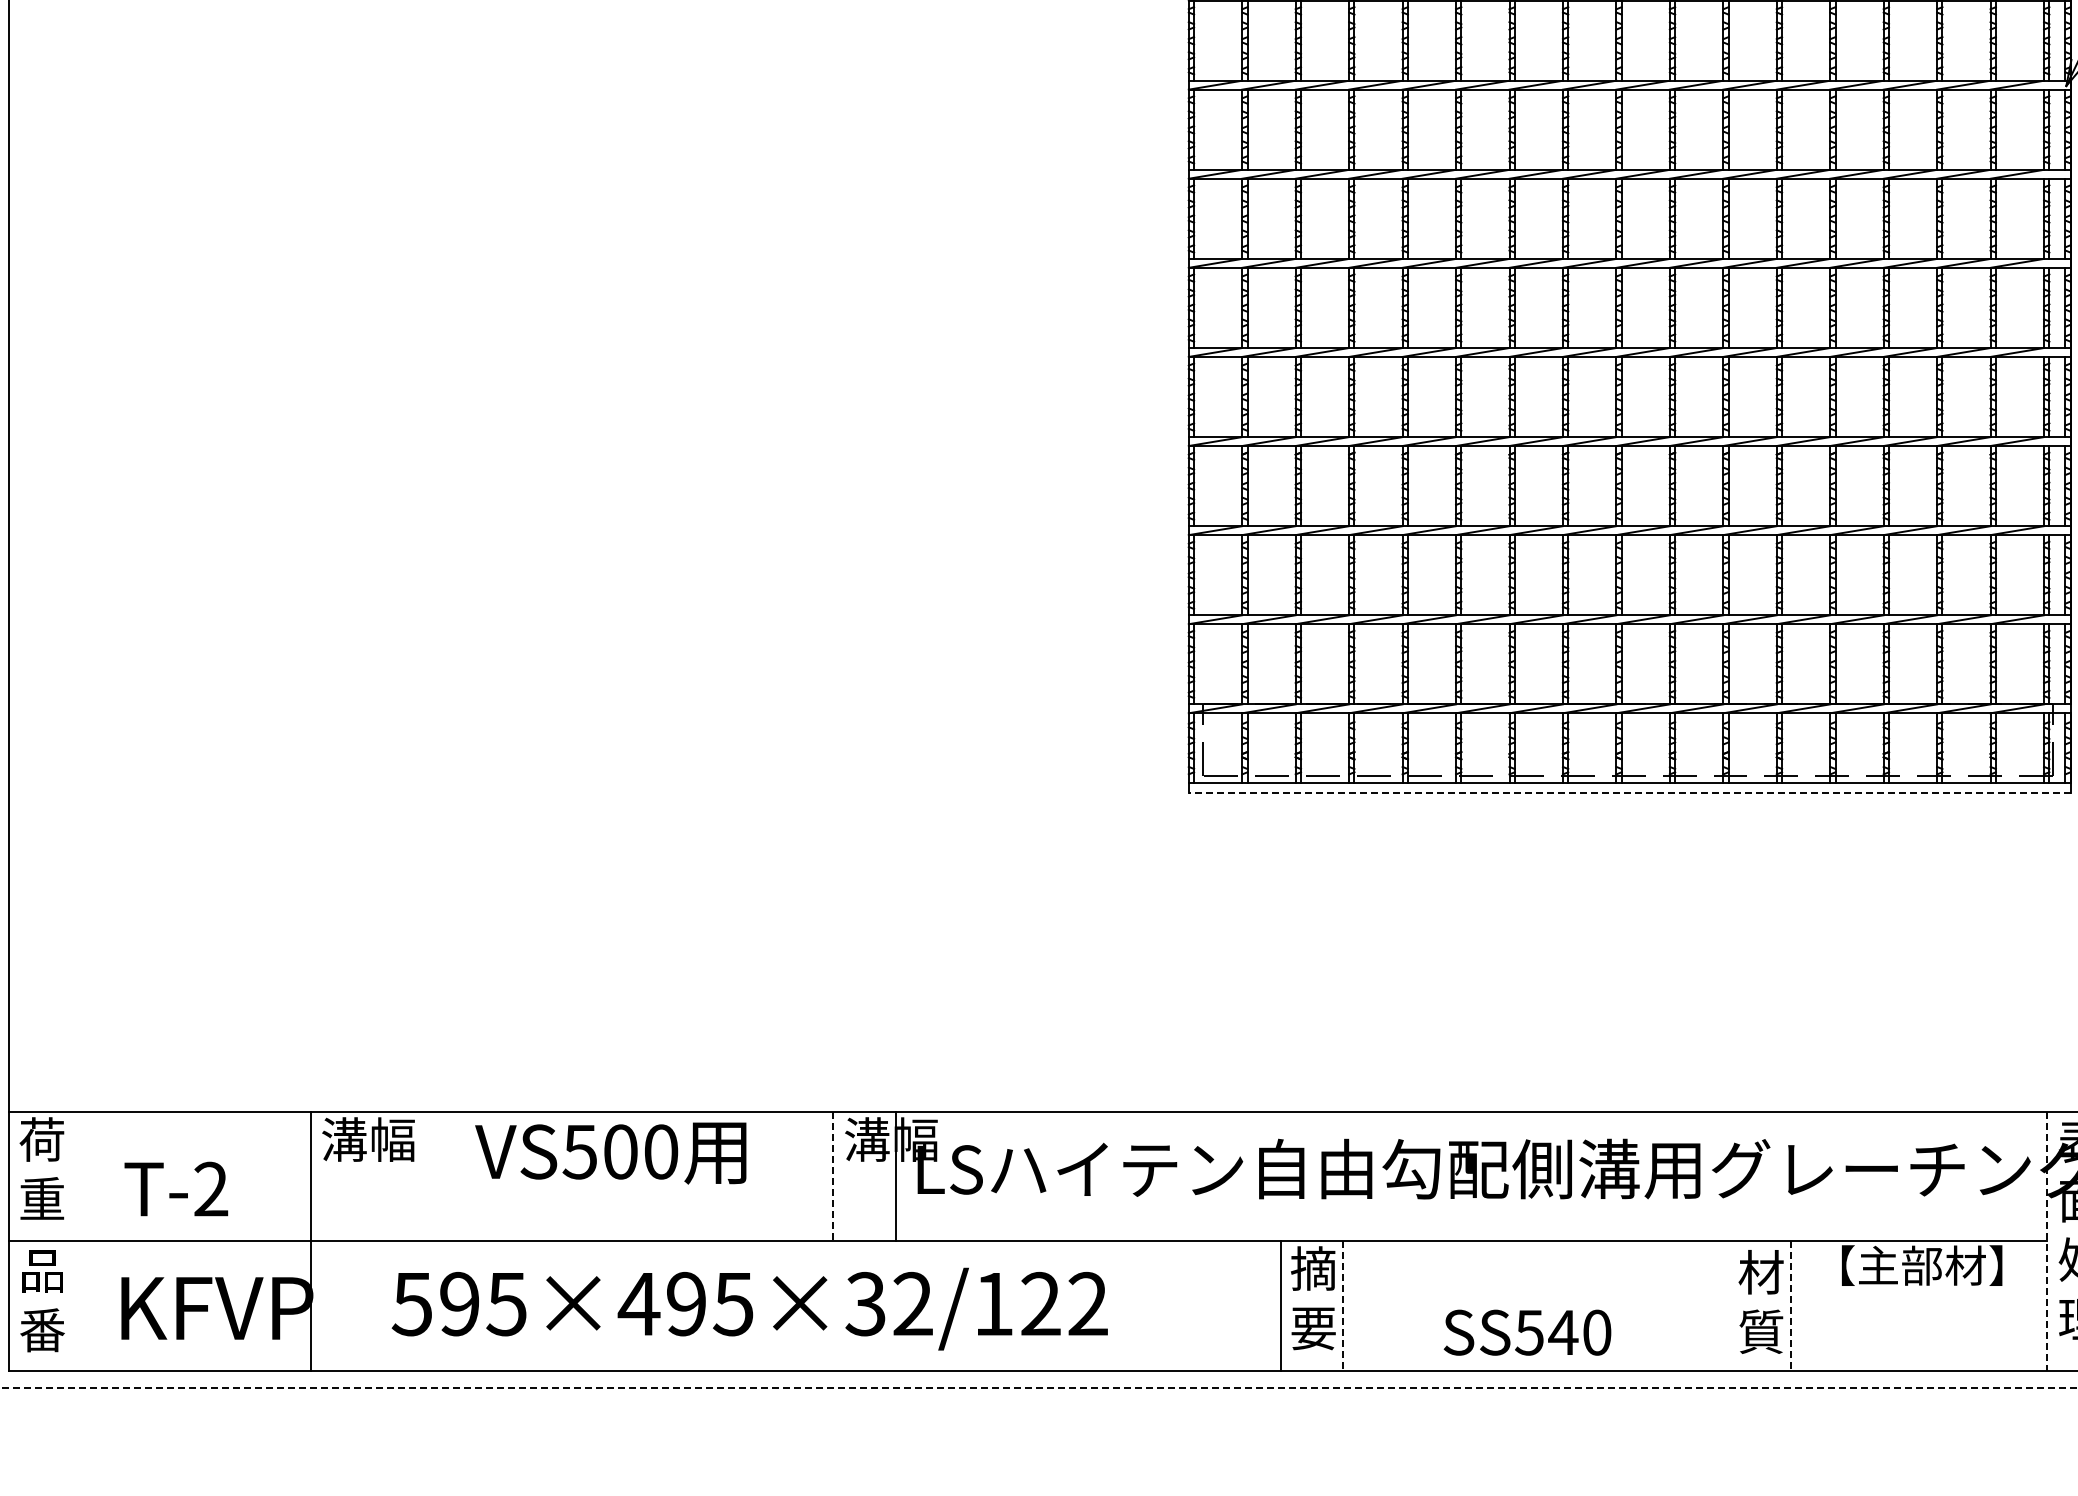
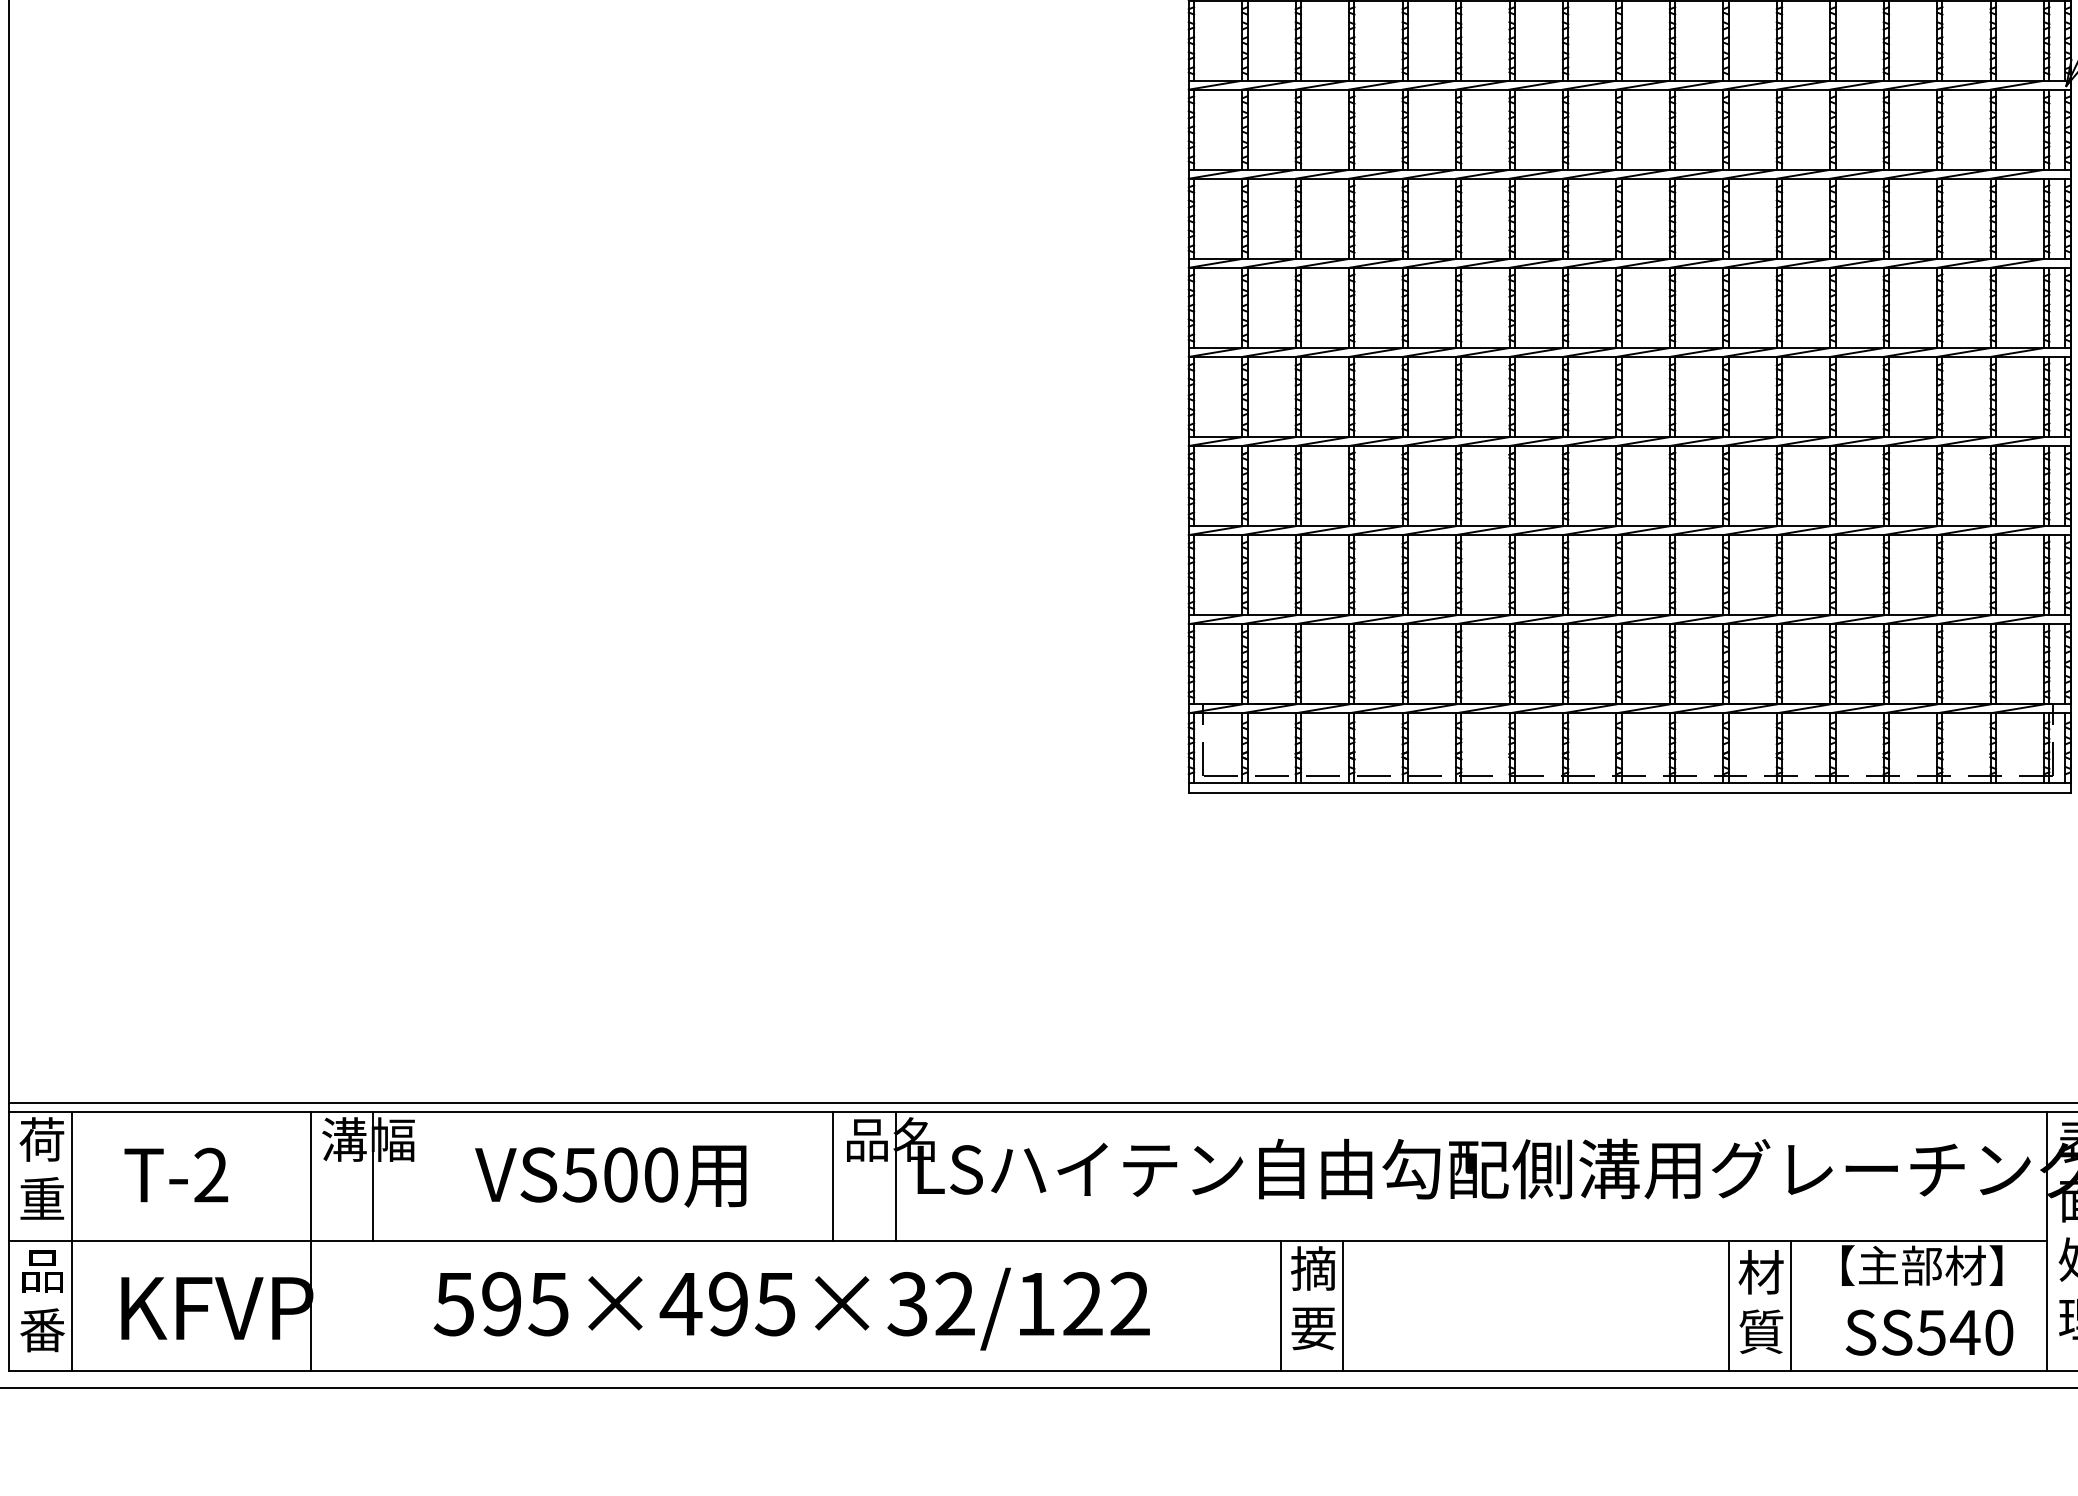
line: dashed -> solid (1629, 793)
line: none -> present (1041, 1103)
text: 溝幅 -> 品名 (891, 1139)
text position: (610, 1153) -> (610, 1176) (610, 1176)
line: none -> present (372, 1176)
line: dashed -> solid (833, 1176)
text position: (176, 1188) -> (176, 1174) (176, 1174)
line: none -> present (71, 1240)
line: dashed -> solid (2046, 1241)
line: dashed -> solid (1343, 1305)
line: none -> present (1728, 1305)
line: dashed -> solid (1790, 1305)
text position: (749, 1308) -> (791, 1308) (791, 1308)
text position: (1527, 1332) -> (1929, 1332) (1929, 1332)
line: dashed -> solid (1039, 1388)
